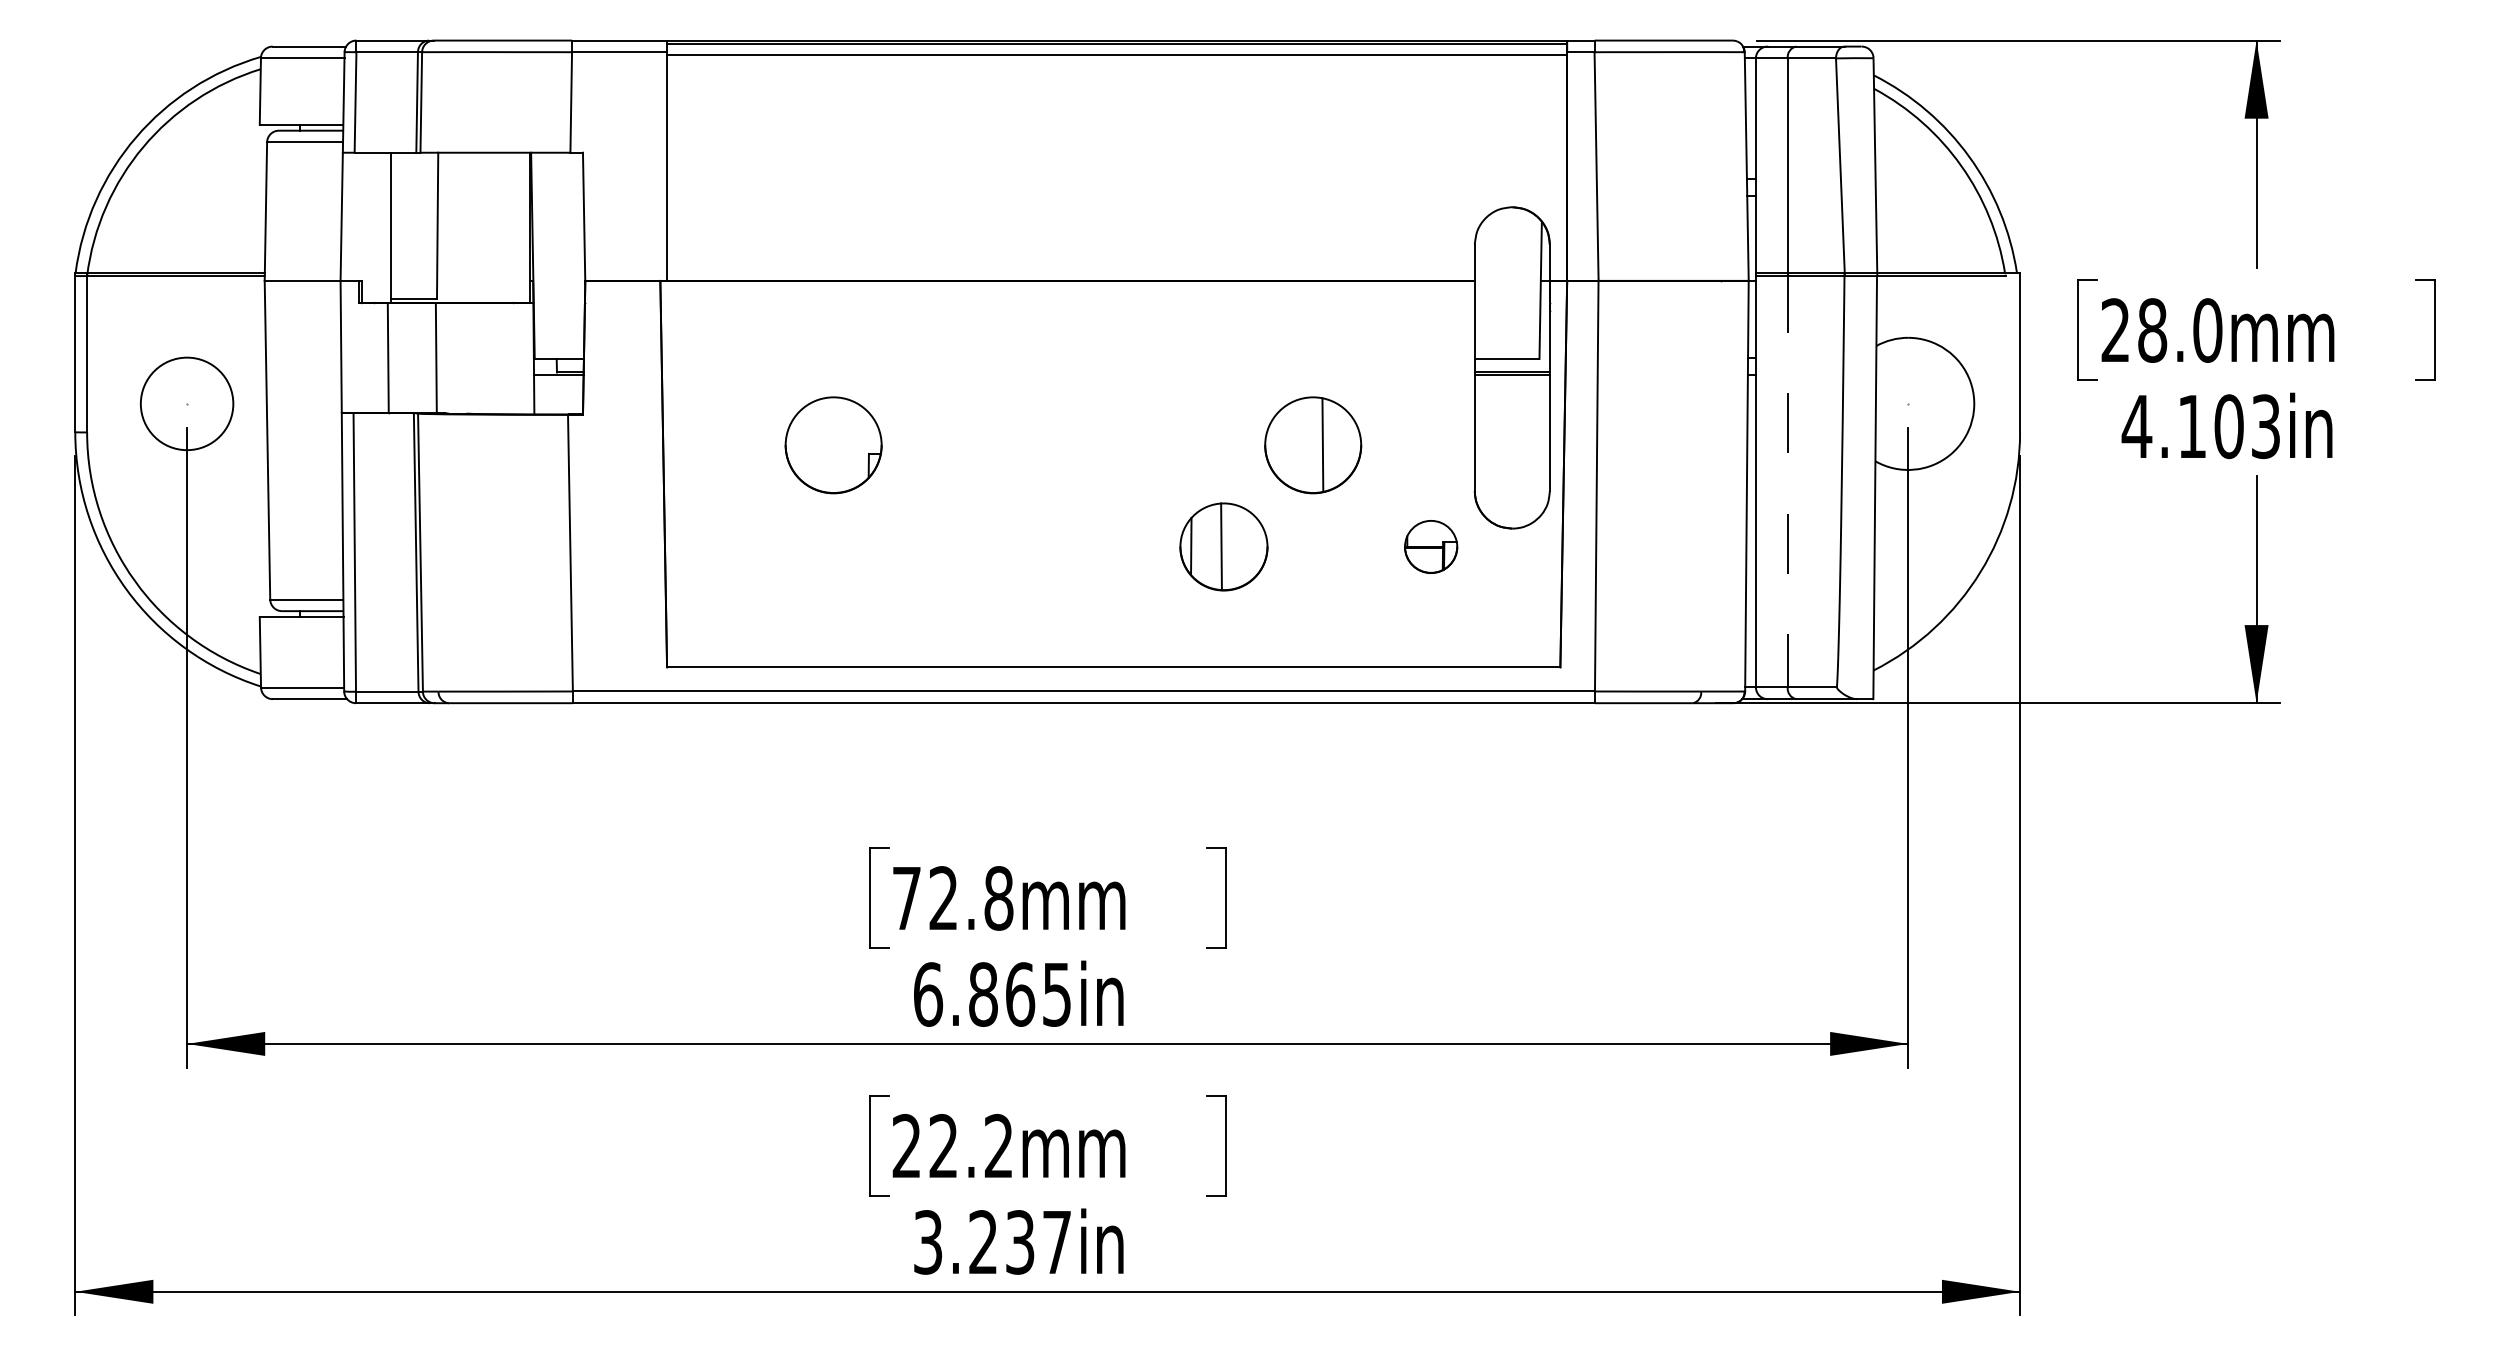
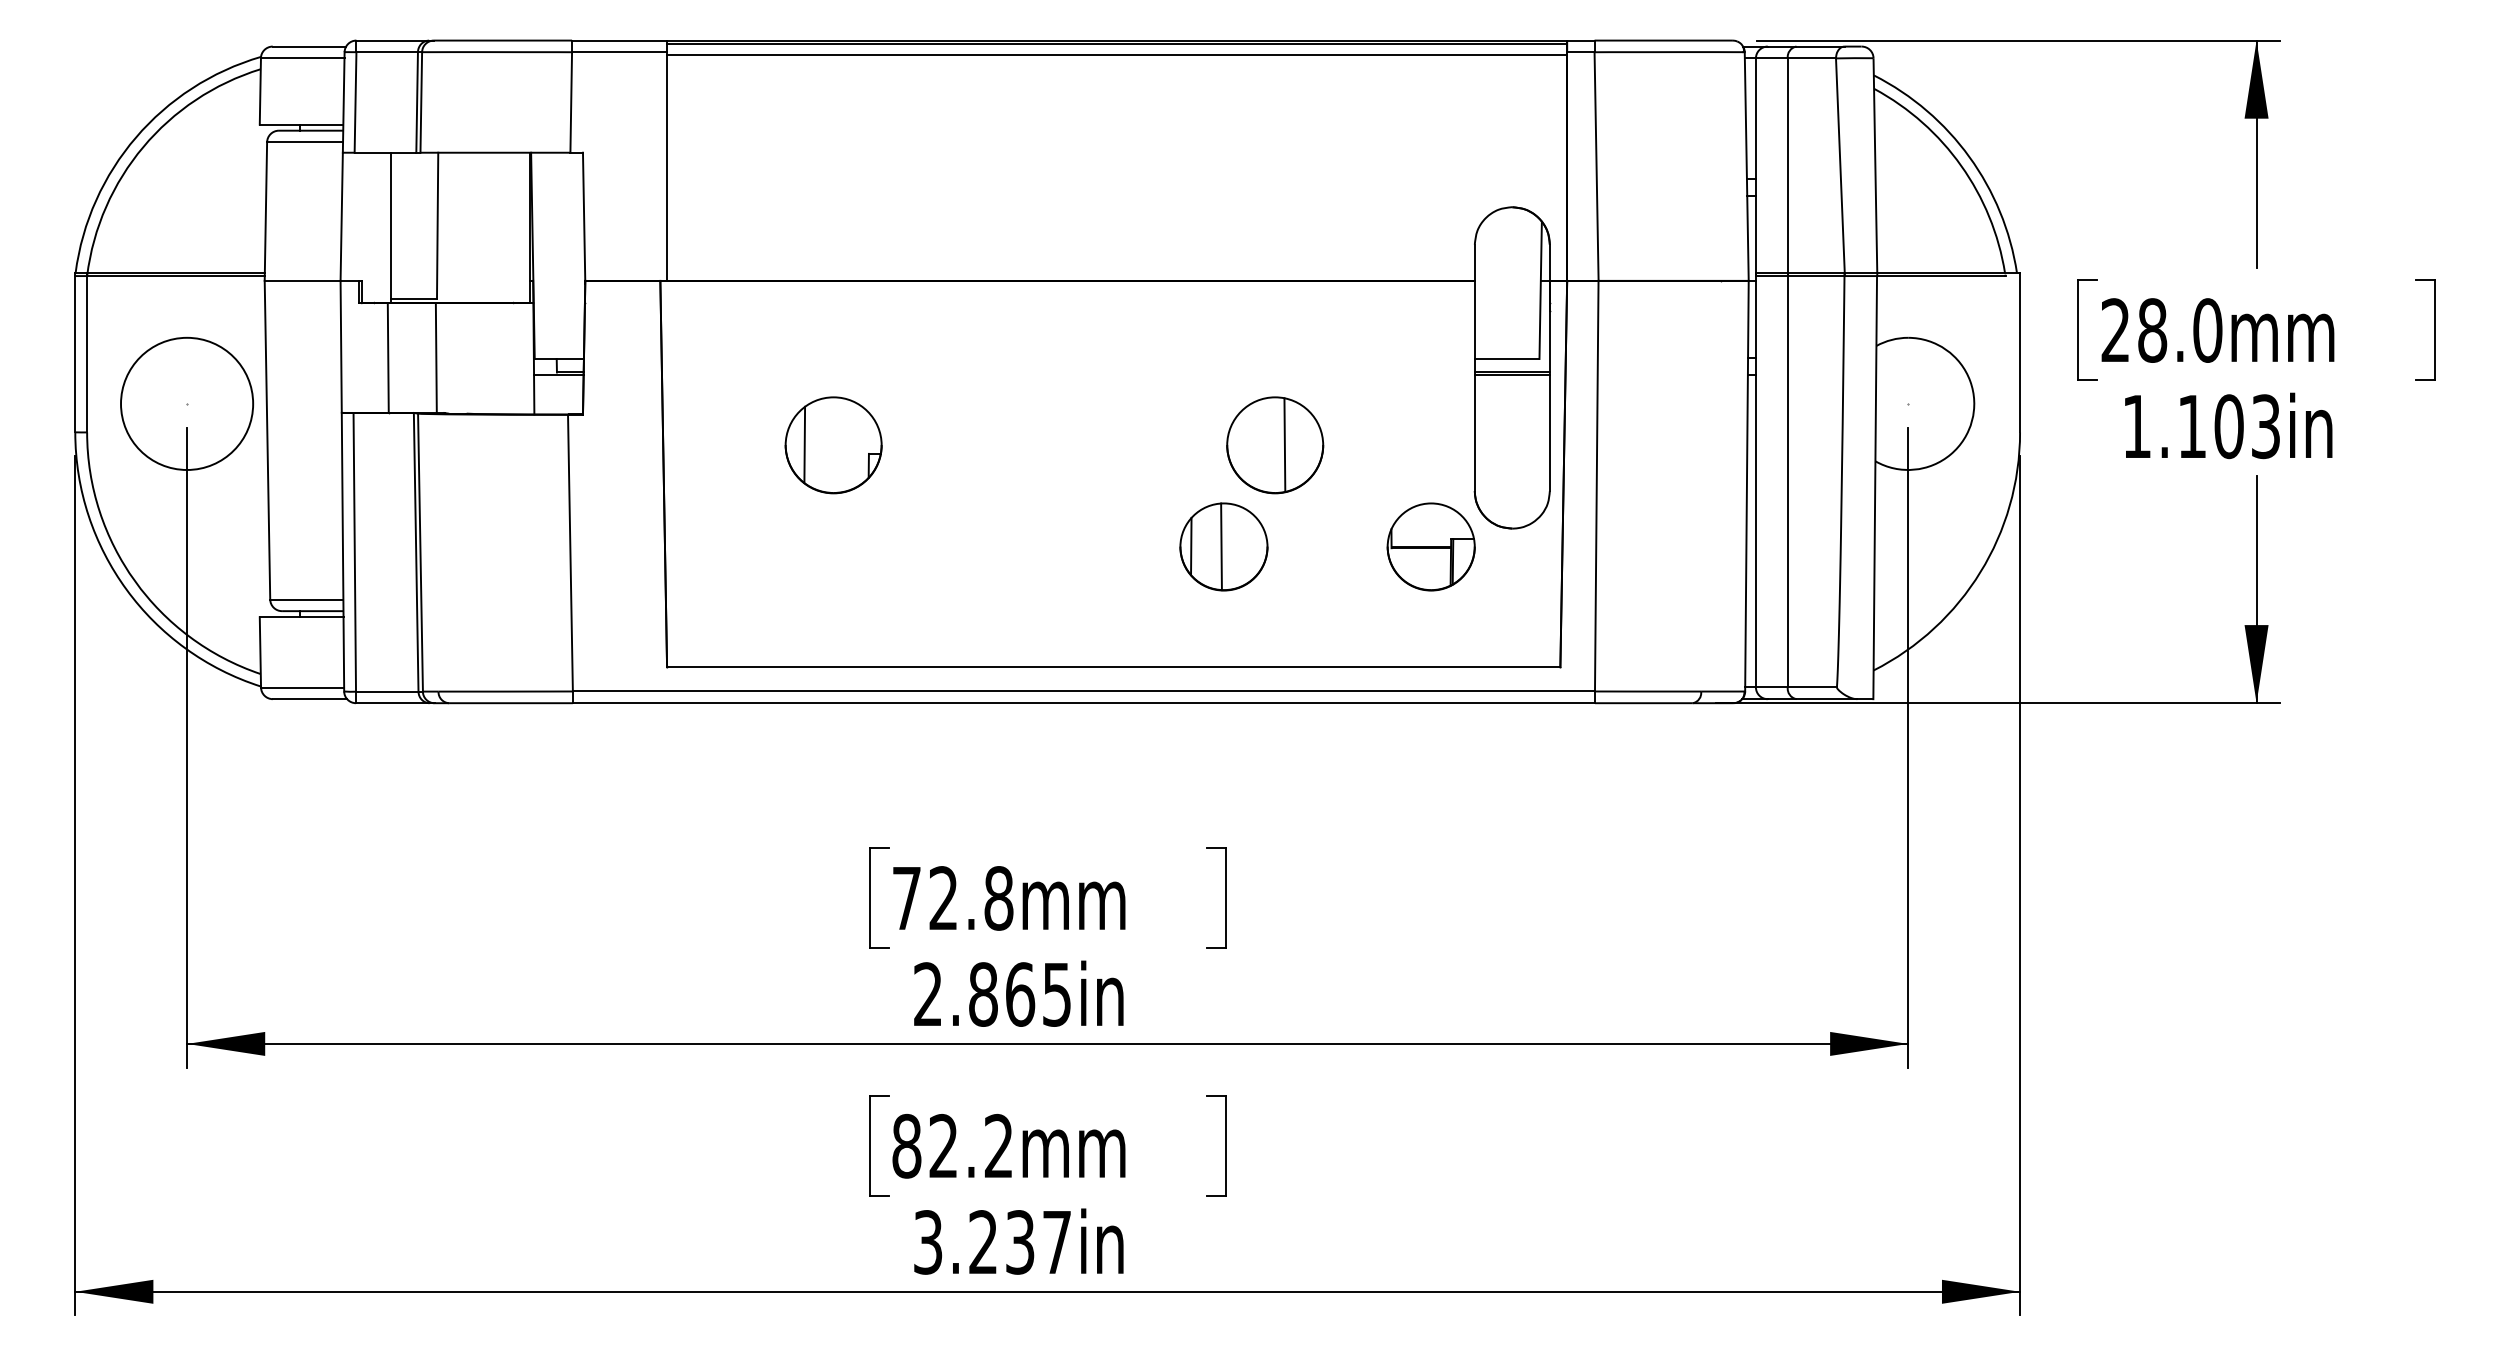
circle diameter: 93 px -> 132 px (187, 403)
text: 4.103in -> 1.103in (2136, 426)
line: none -> present (804, 444)
part position: (1313, 445) -> (1275, 445) (1275, 445)
line: dashed -> solid (1787, 480)
part size: 55x54 px -> 90x90 px (1430, 546)
text: 6.865in -> 2.865in (928, 994)
text: 22.2mm -> 82.2mm (906, 1145)
